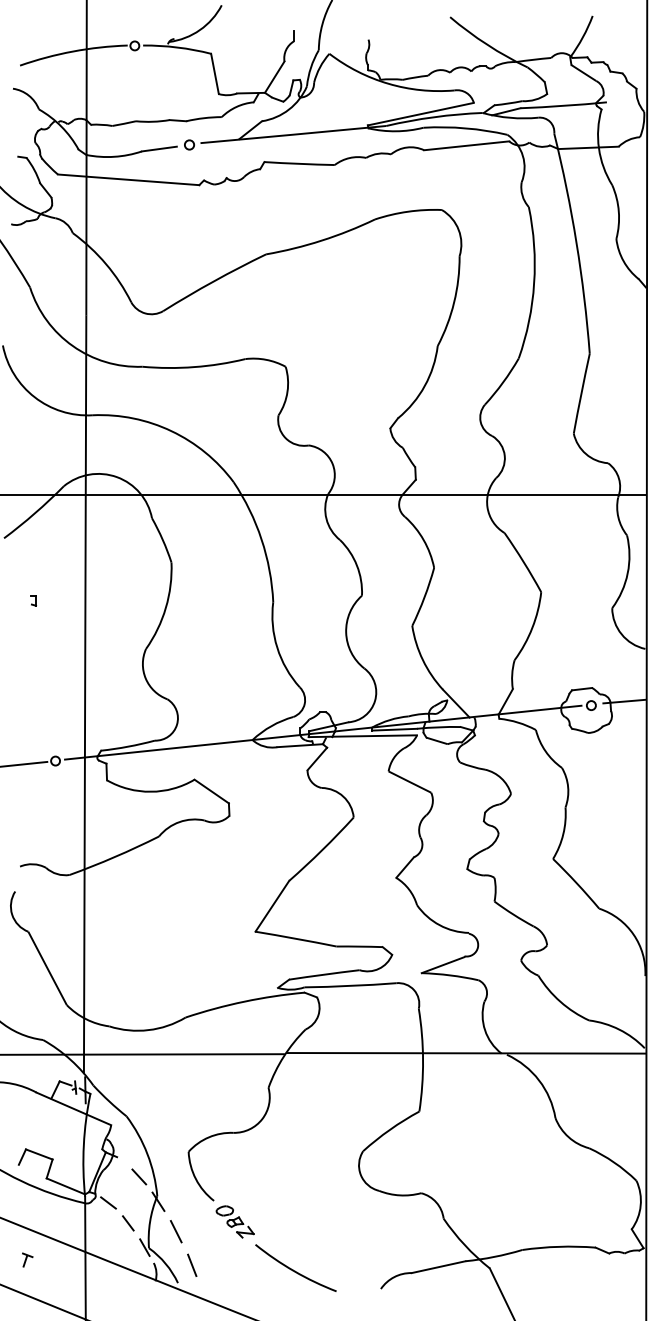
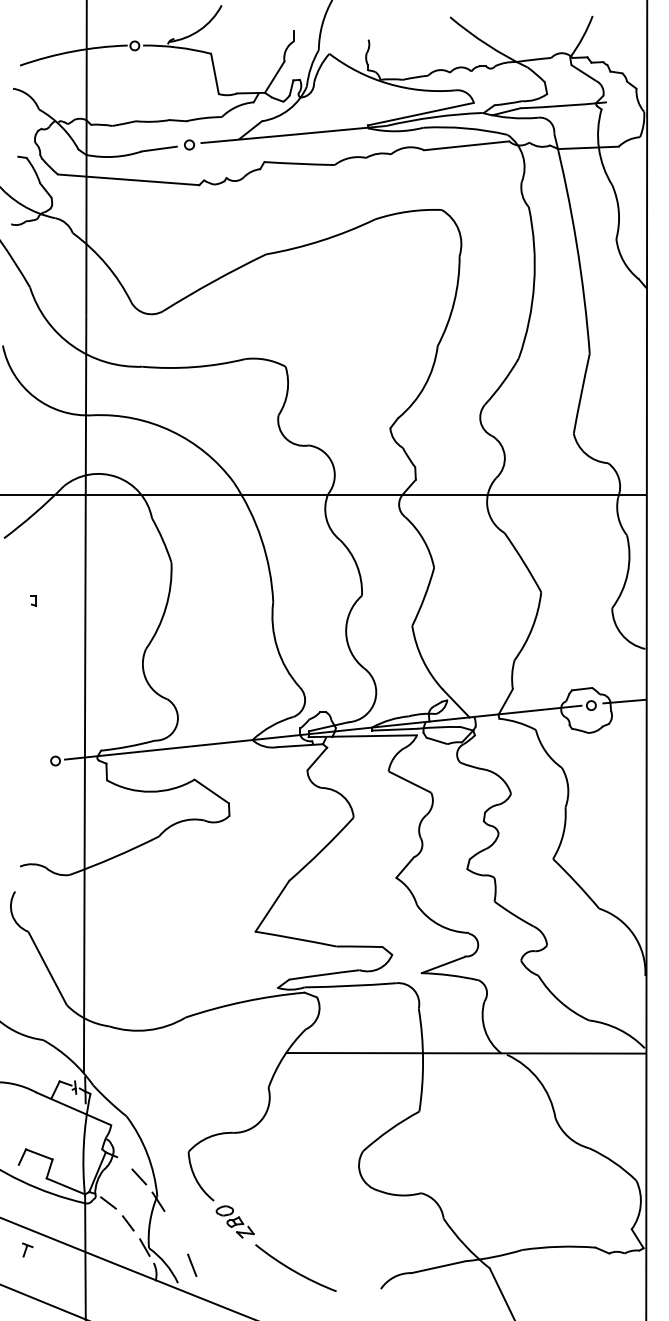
line: present -> none (24, 763)
line: present -> none (142, 1054)
line: present -> none (175, 1231)
part position: (27, 1259) -> (27, 1249) (27, 1249)
